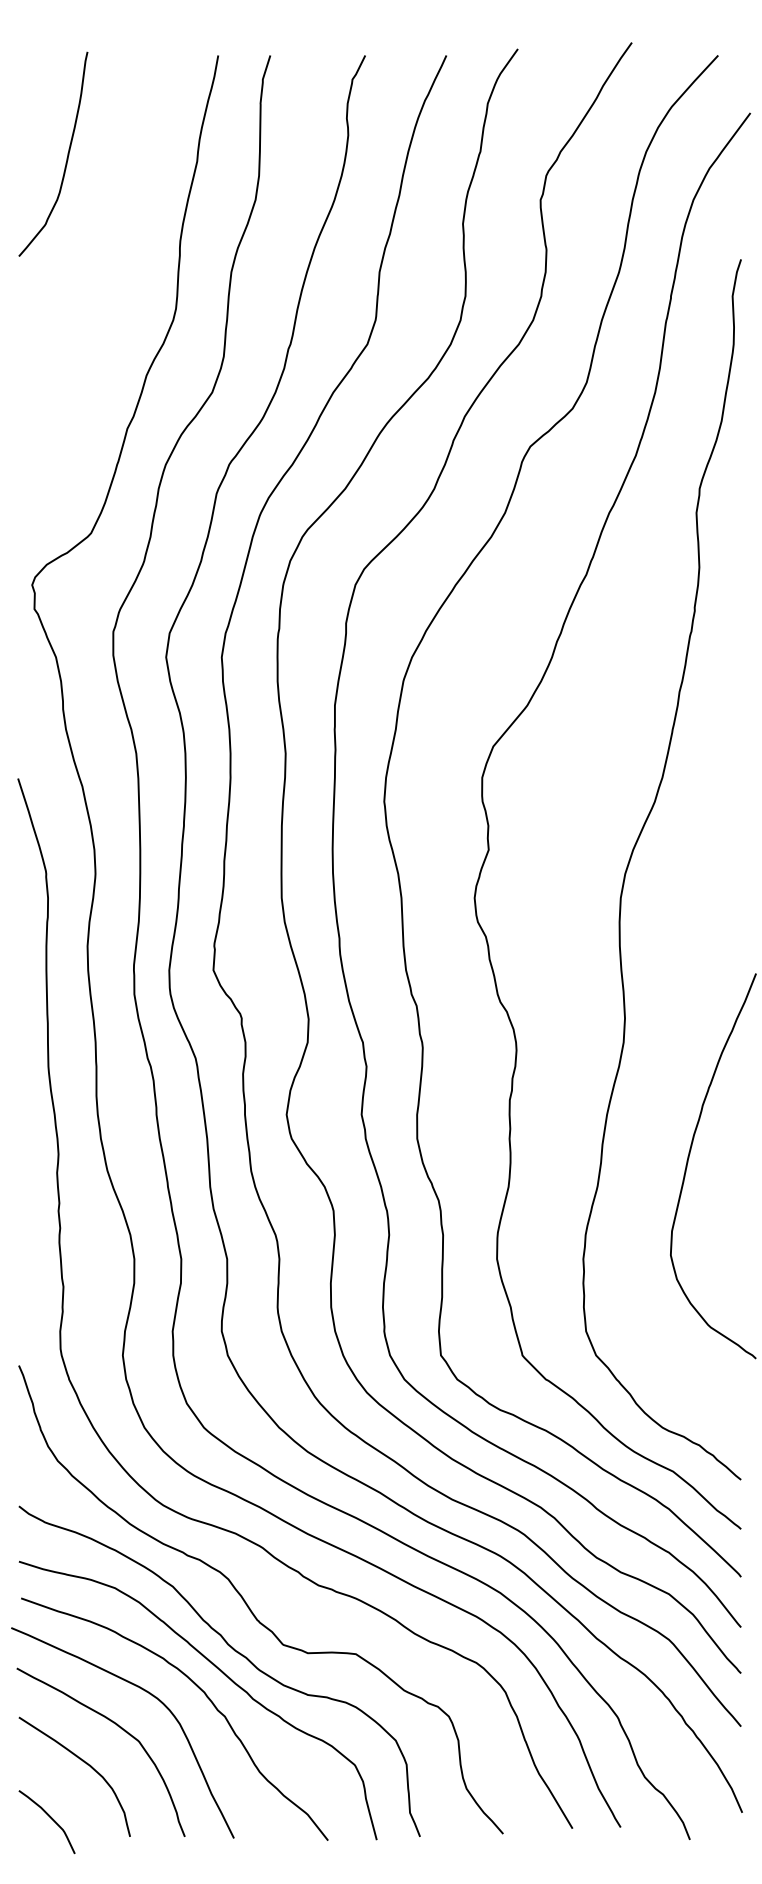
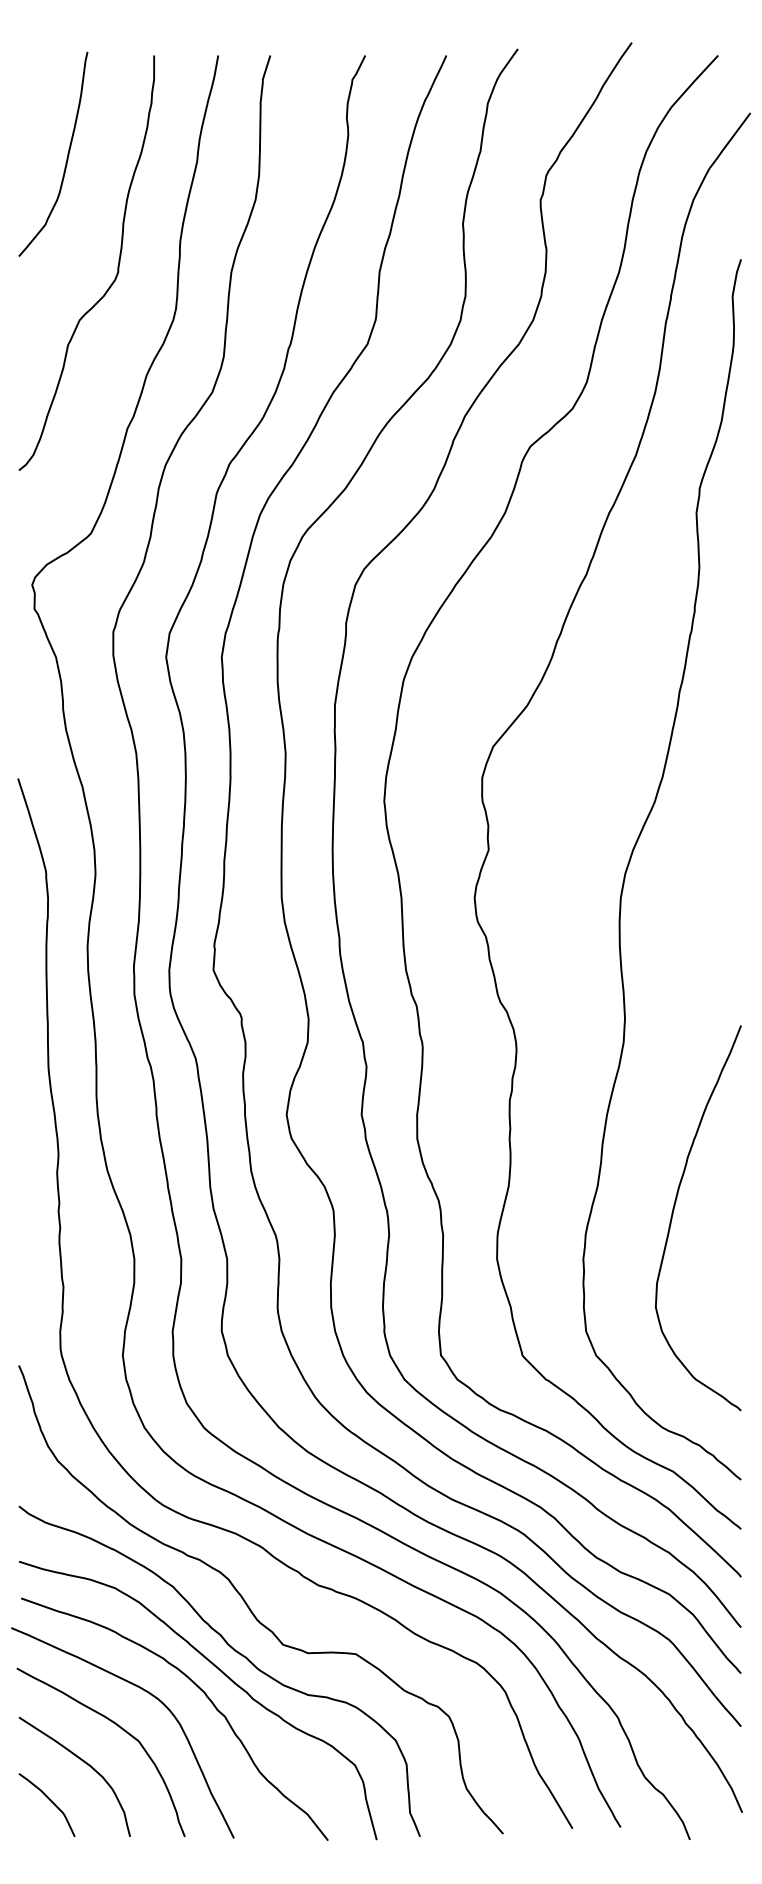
curve: none -> present (117, 265)
curve position: (689, 1158) -> (674, 1210) (674, 1210)
curve position: (50, 1818) -> (50, 1801) (50, 1801)
